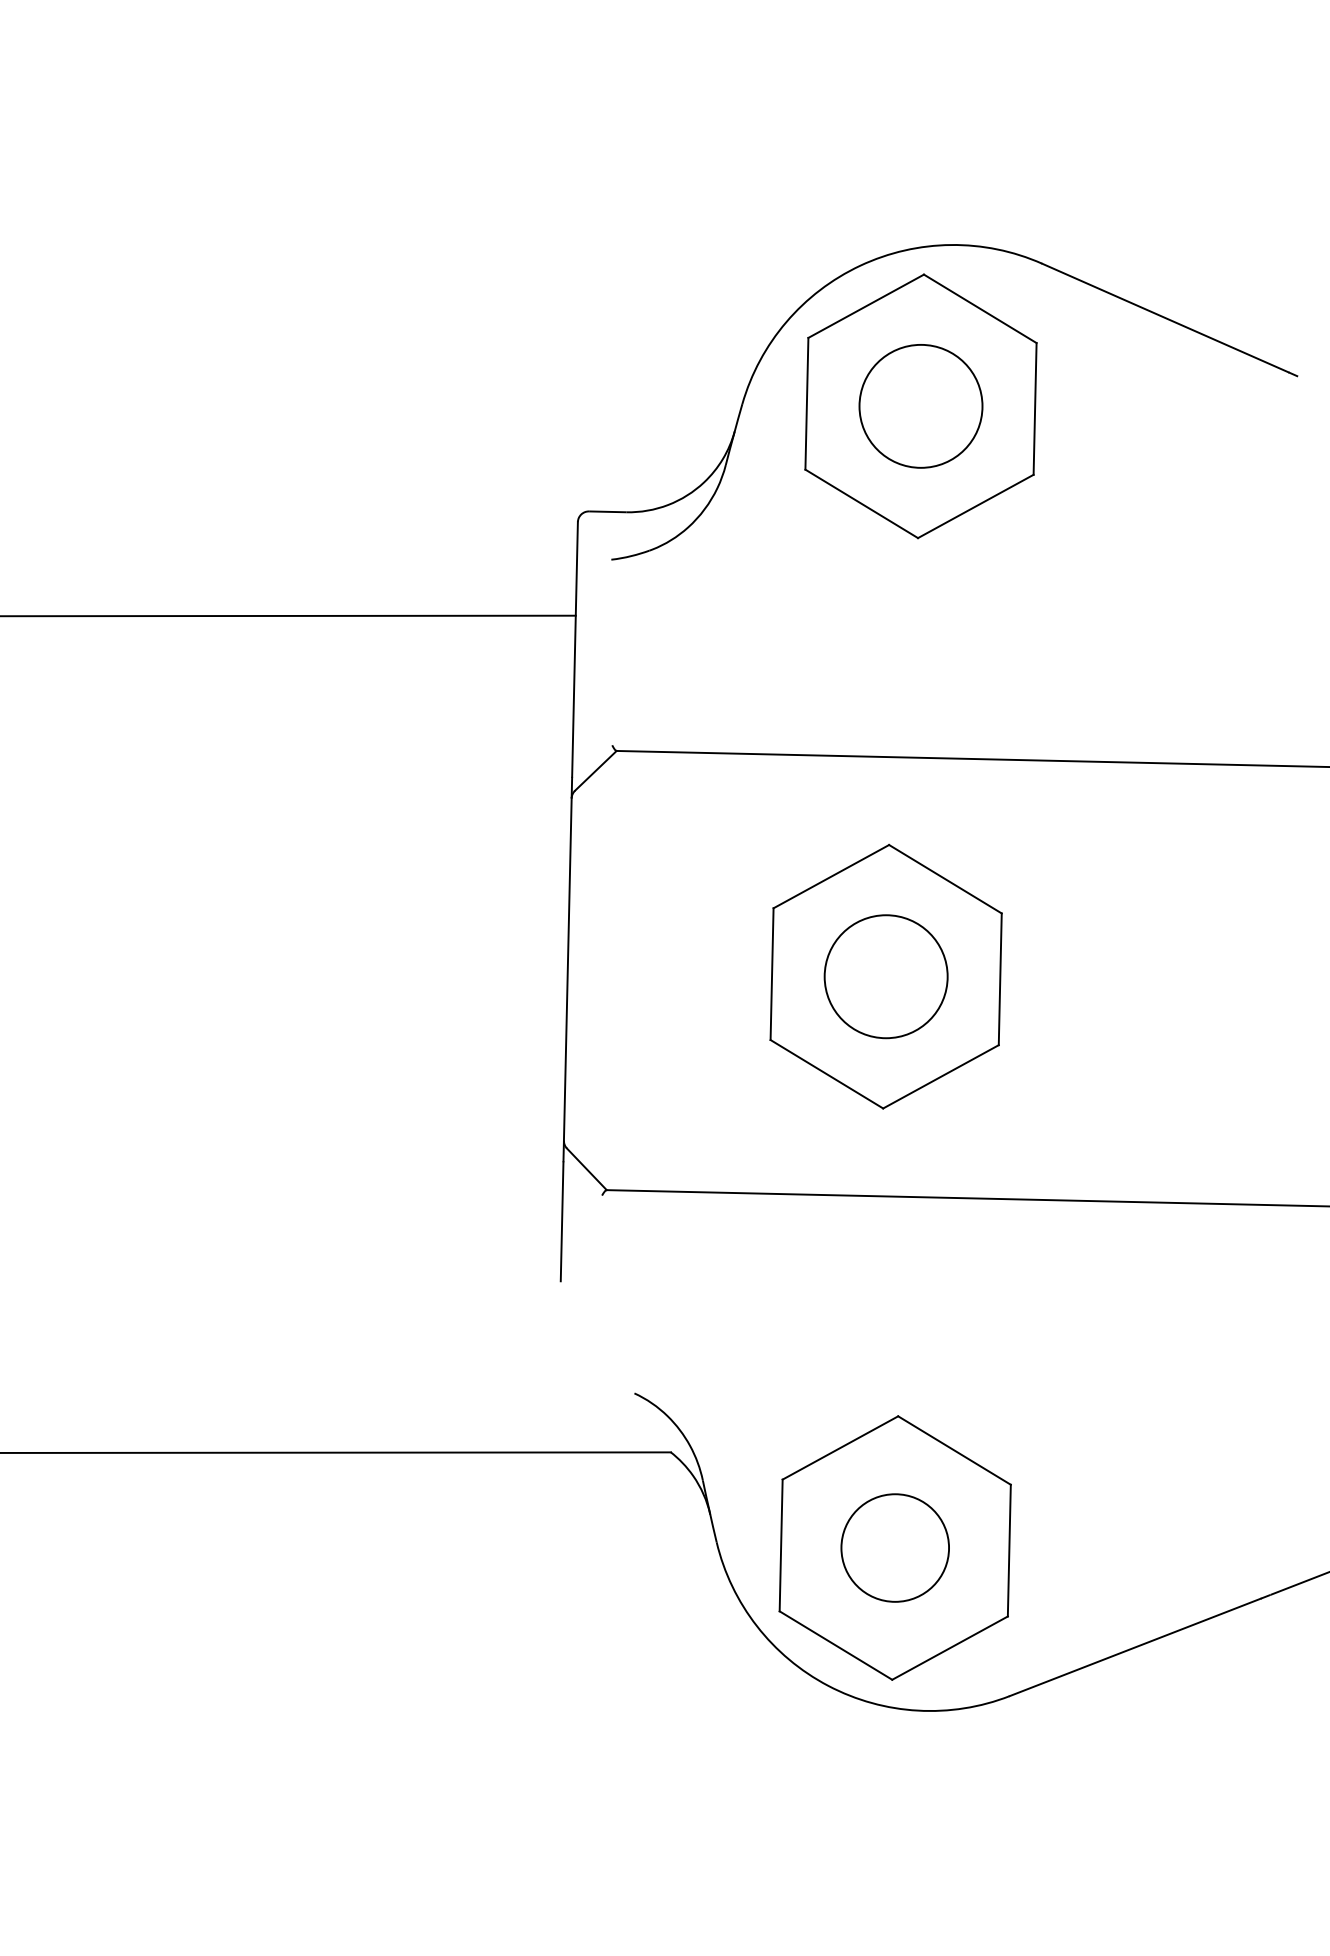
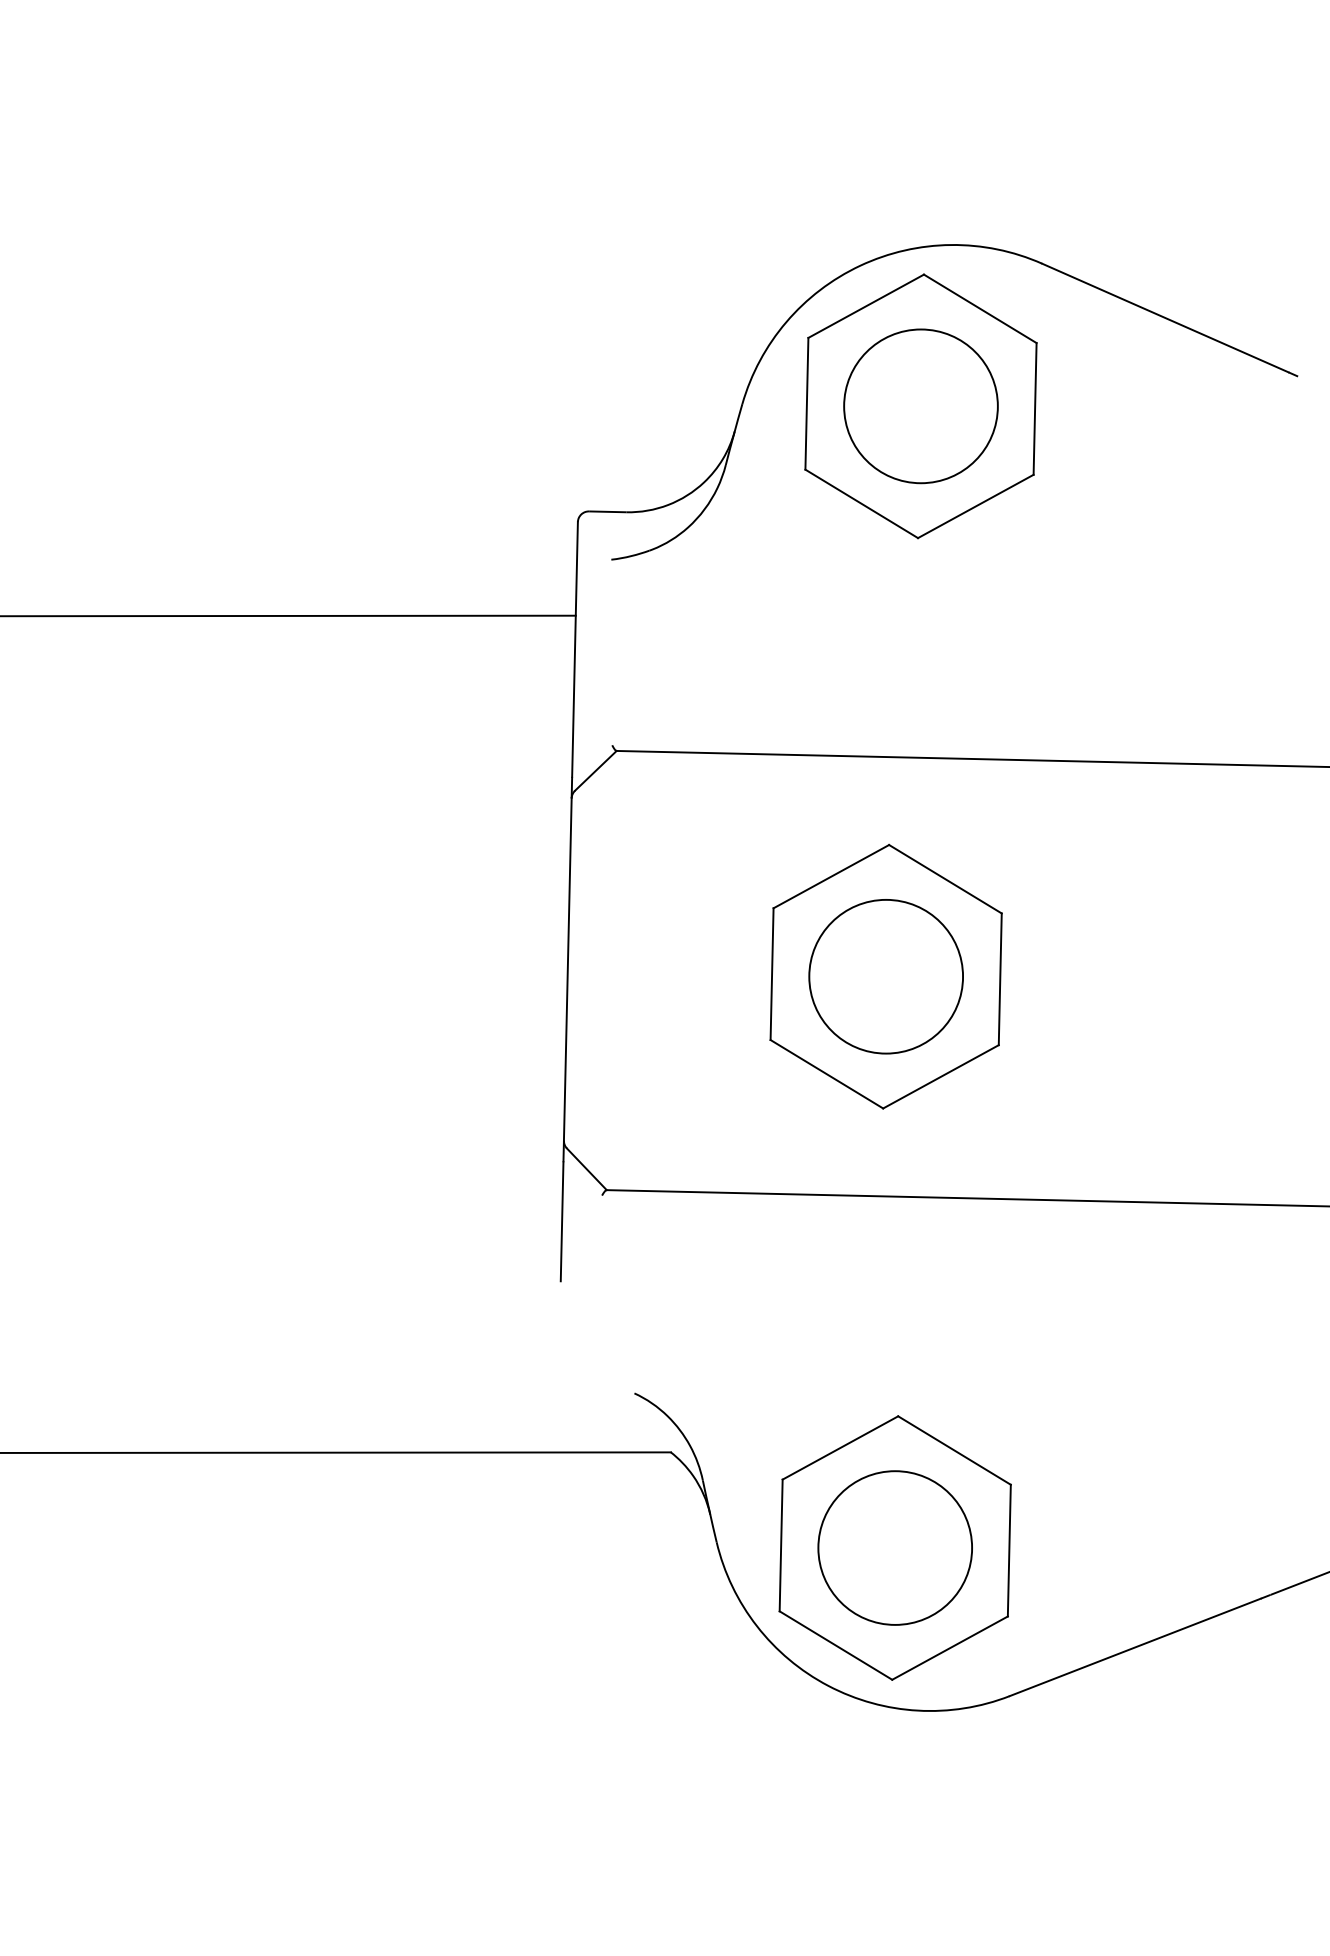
circle diameter: 123 px -> 154 px (920, 406)
circle diameter: 123 px -> 154 px (886, 976)
circle diameter: 108 px -> 154 px (895, 1547)
